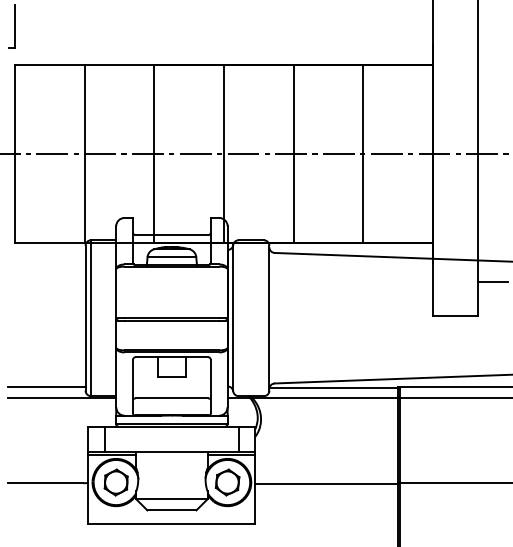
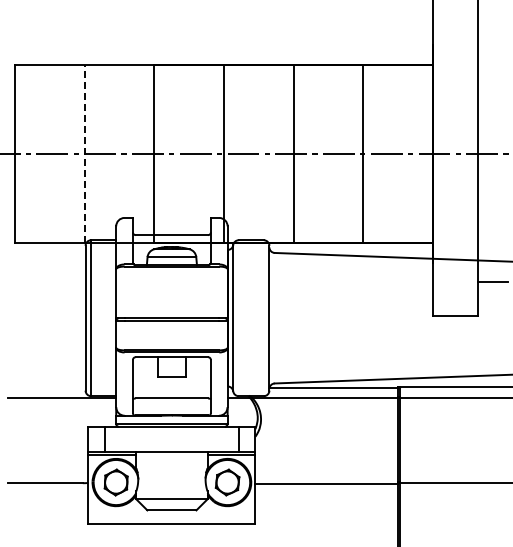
part: present -> none (11, 26)
line: solid -> dashed (84, 153)
line: present -> none (46, 387)
